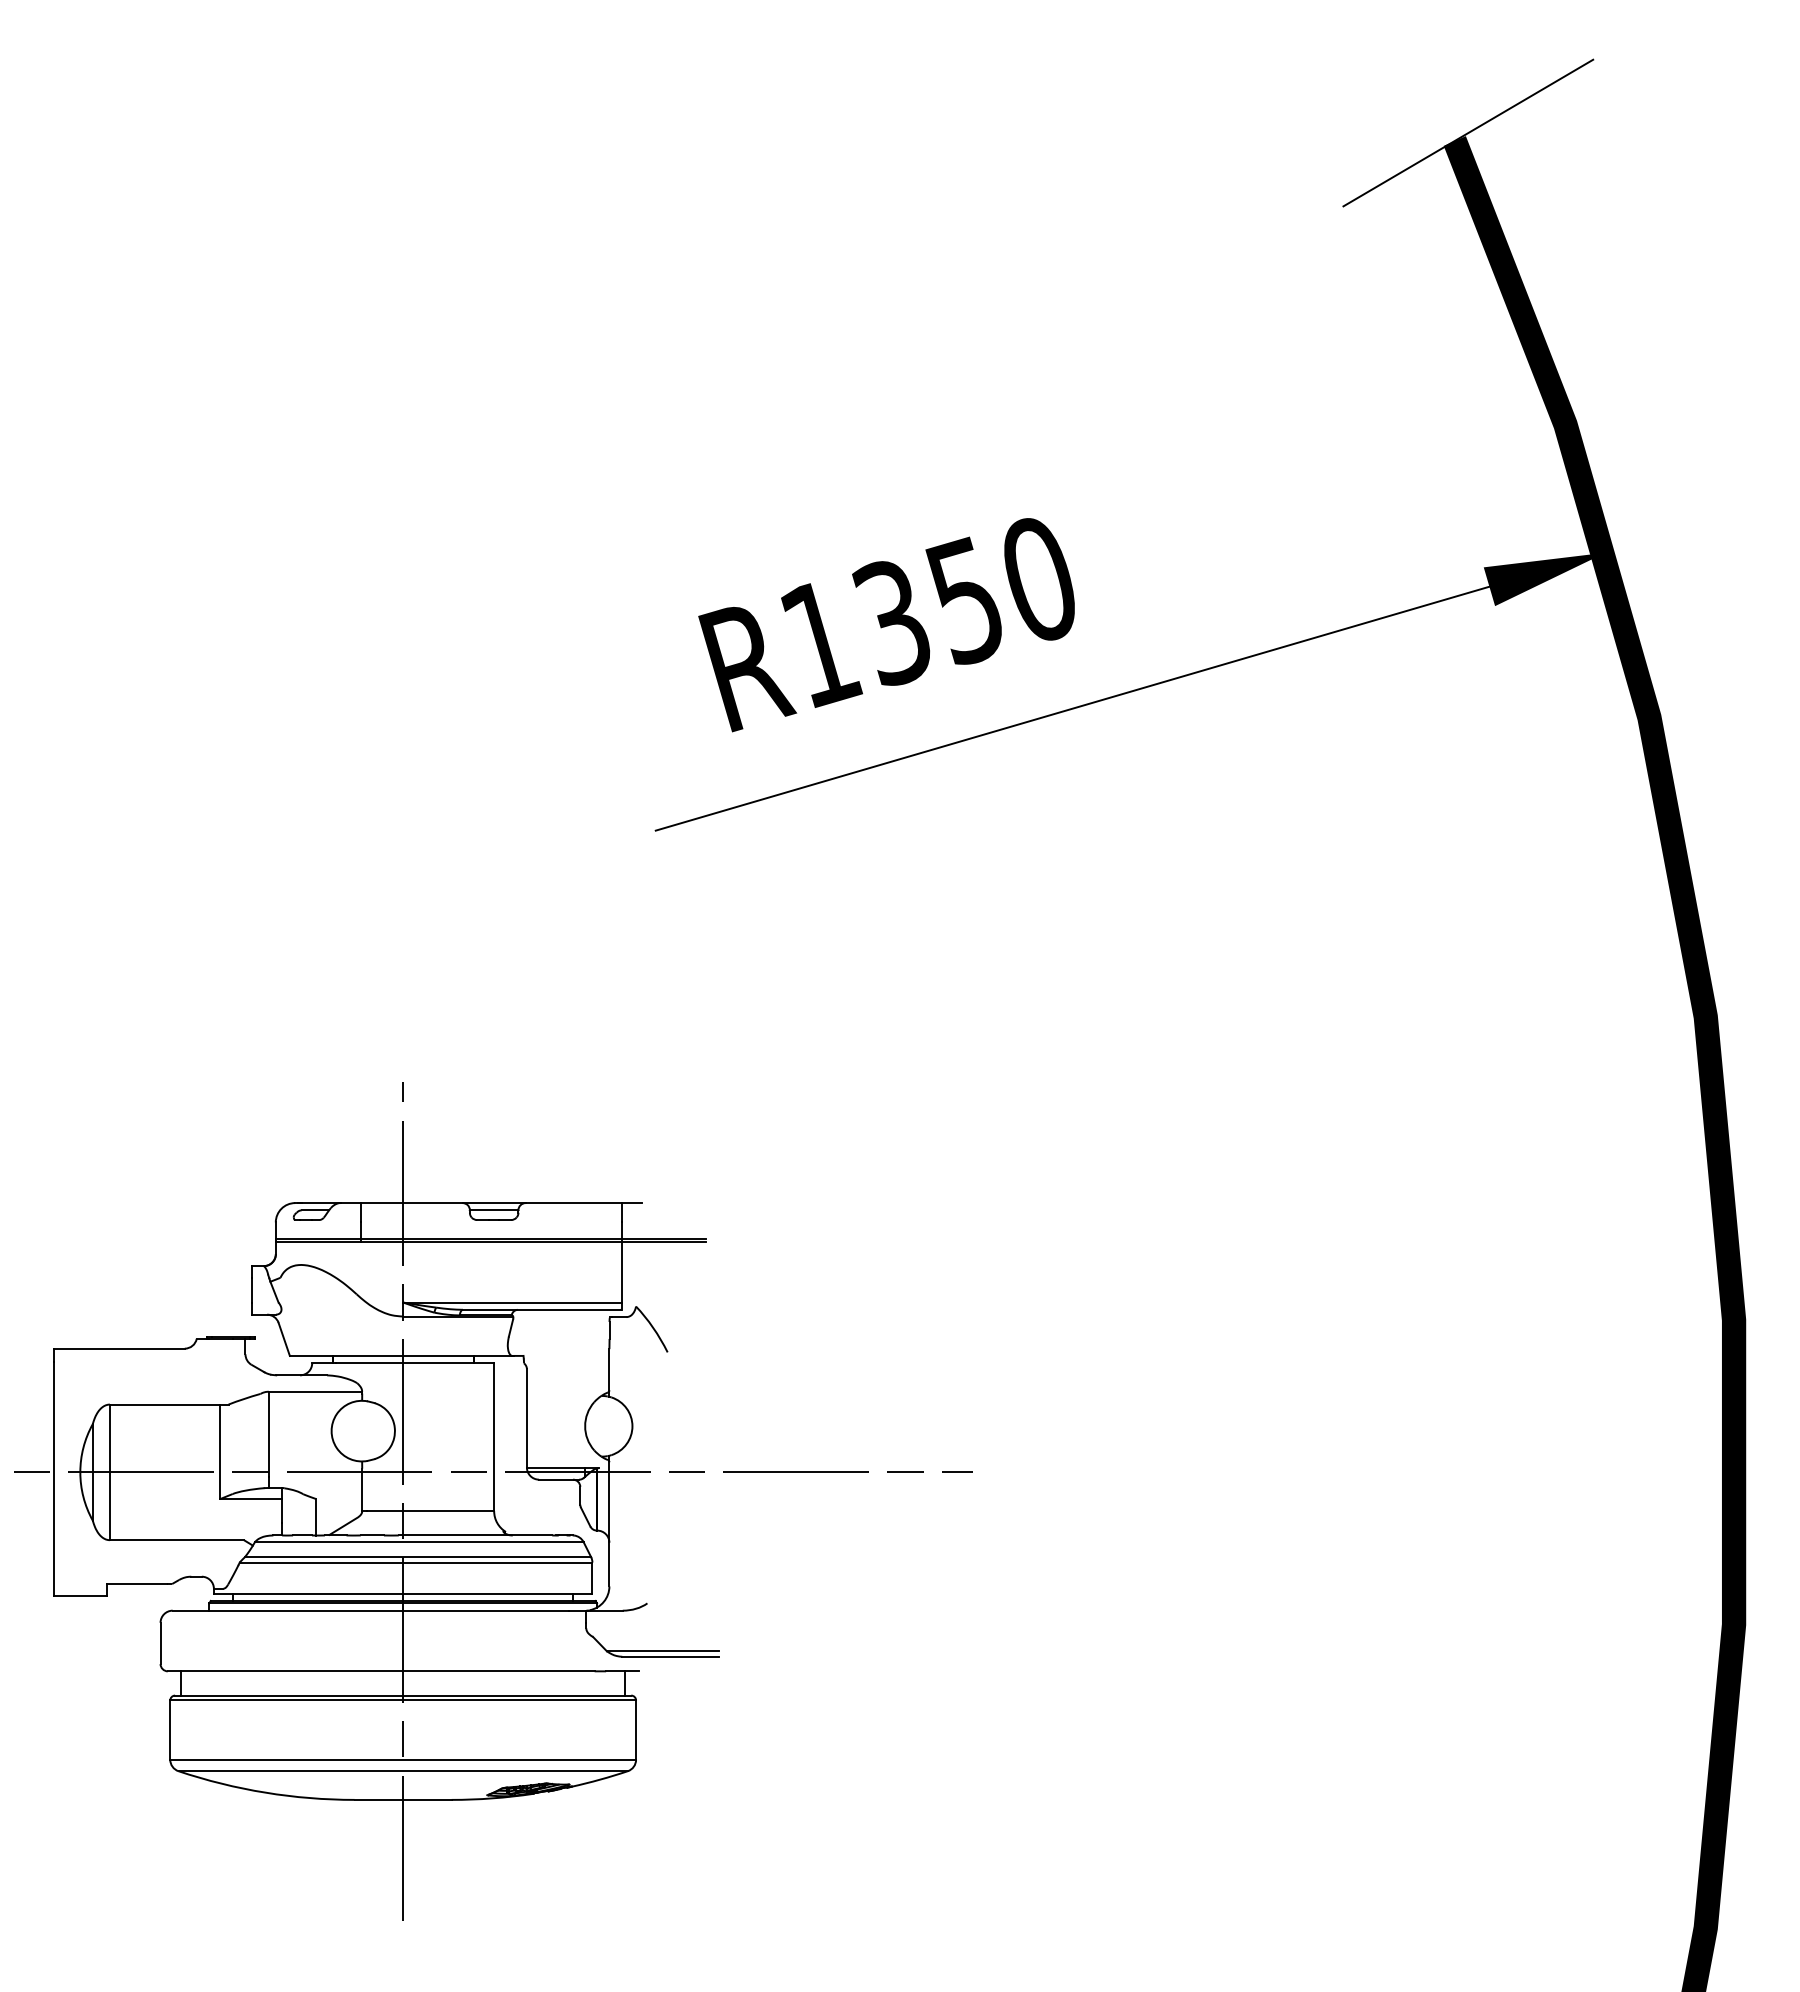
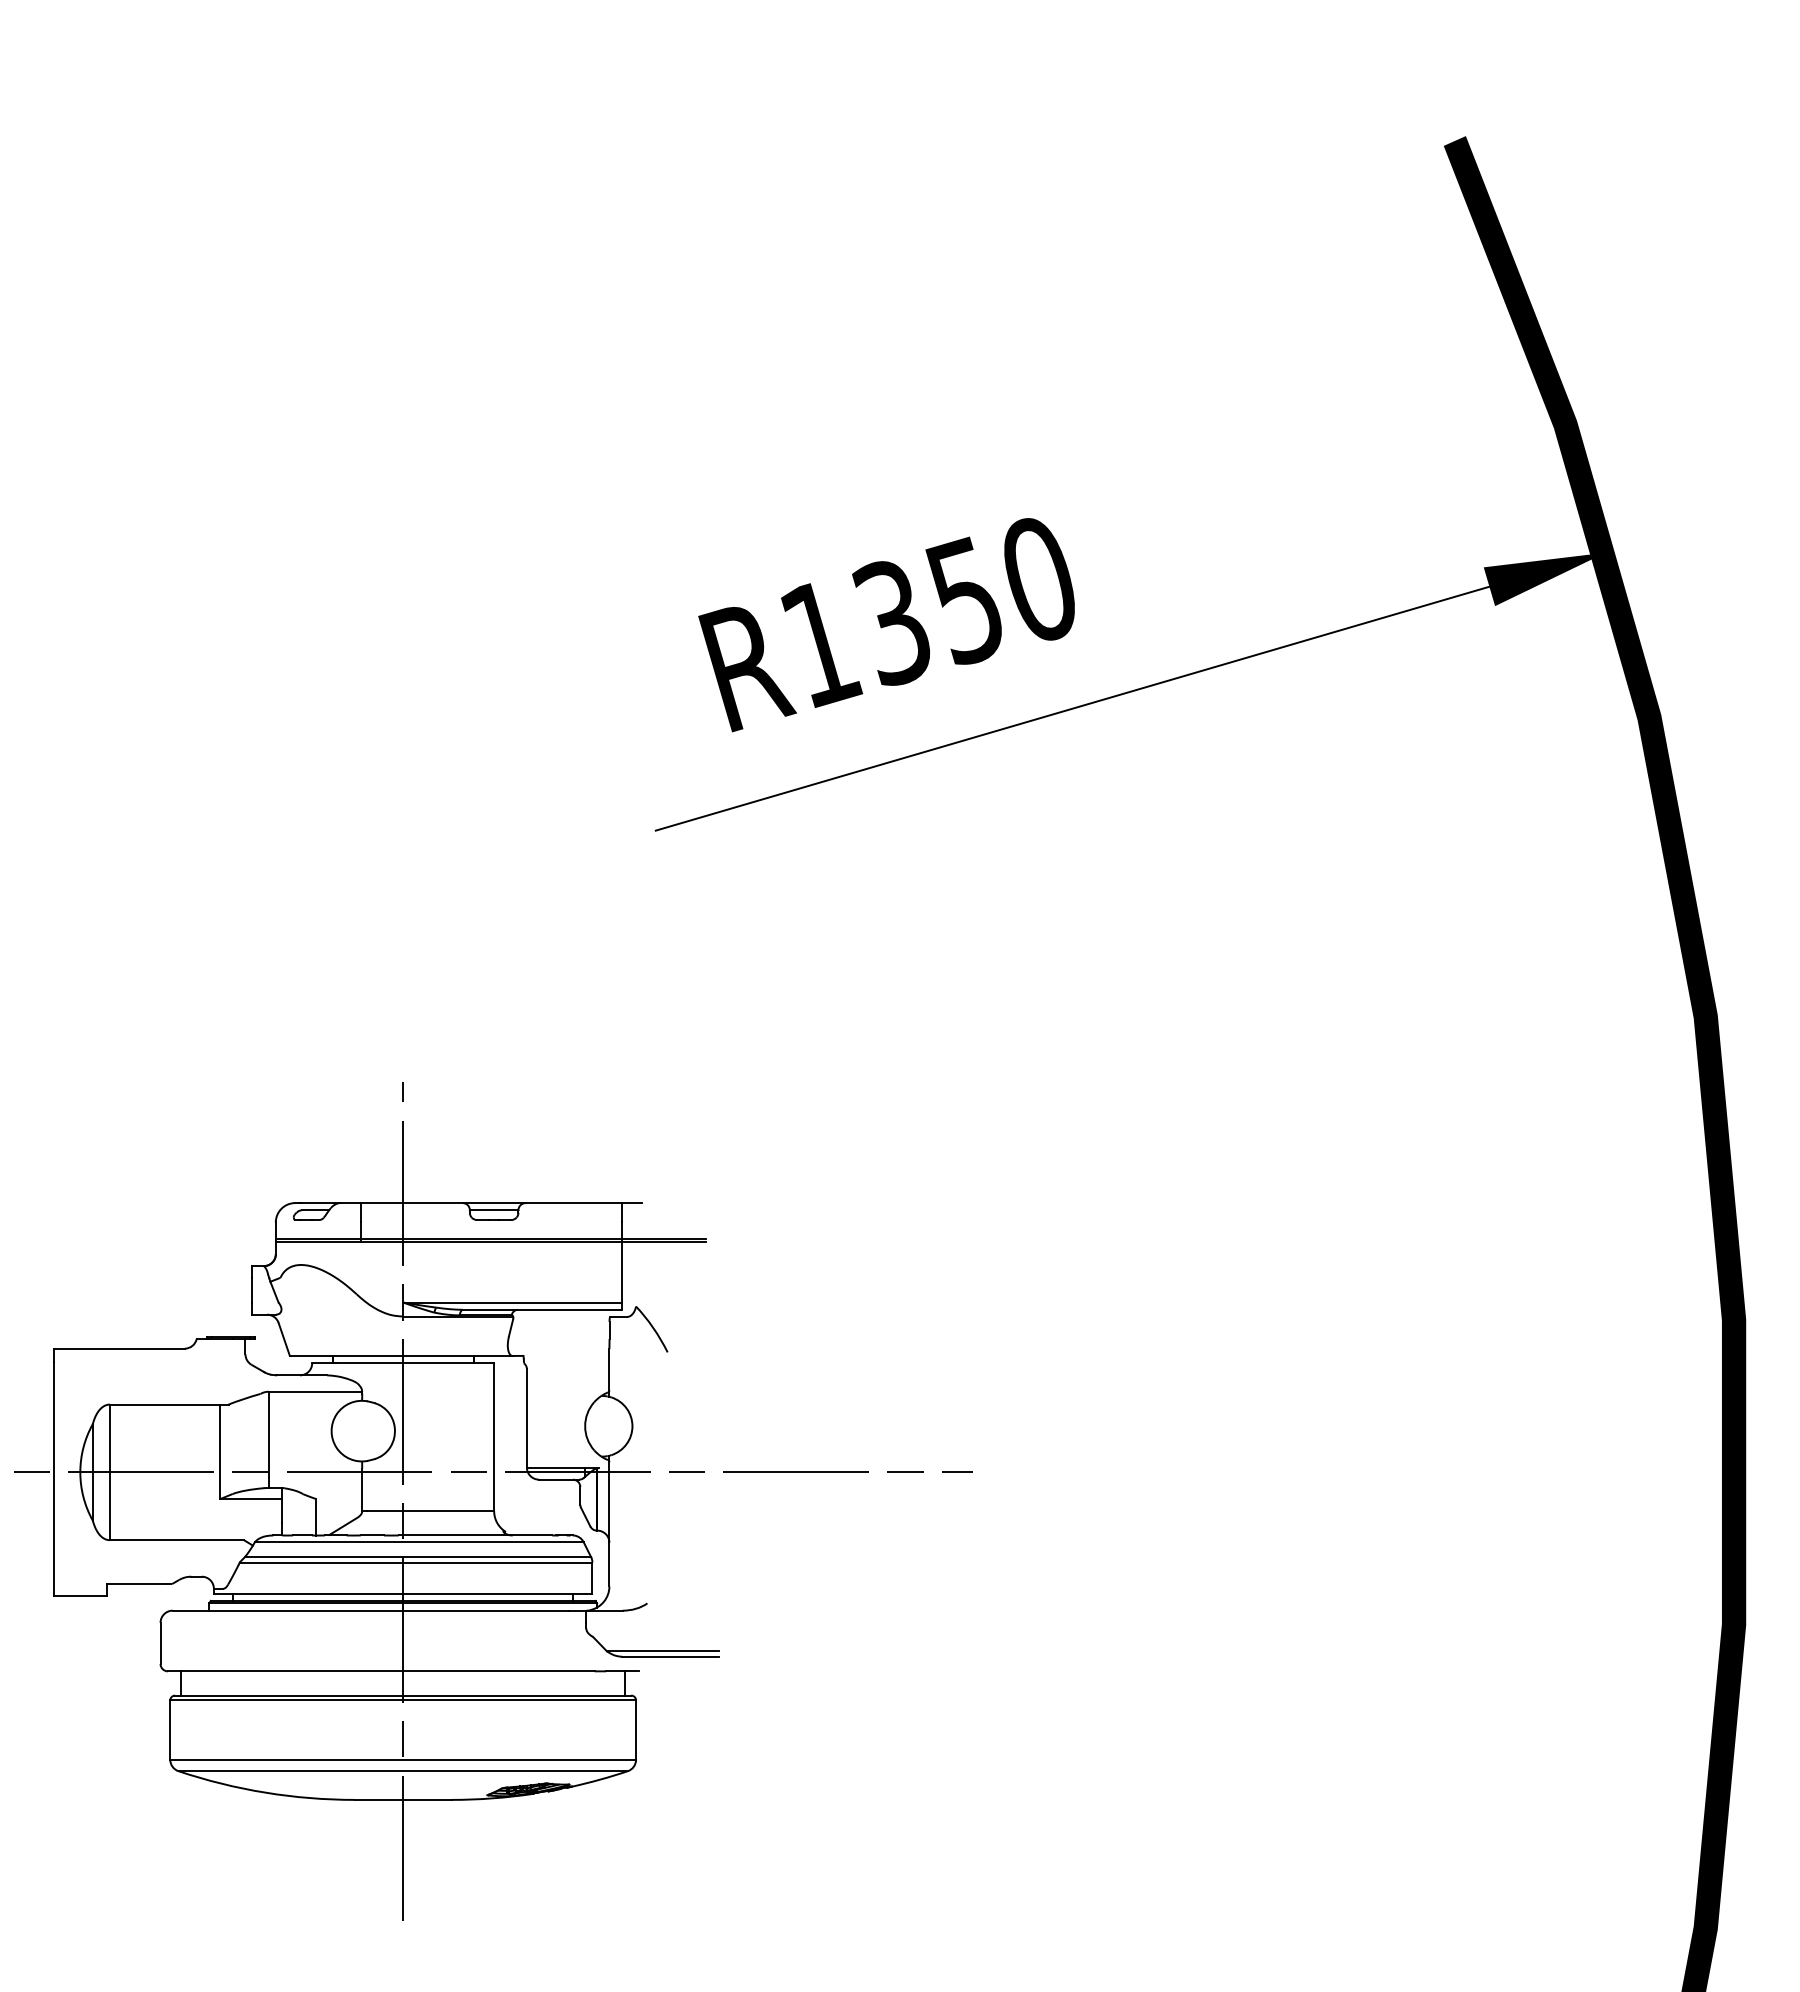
line: present -> none (1468, 132)
